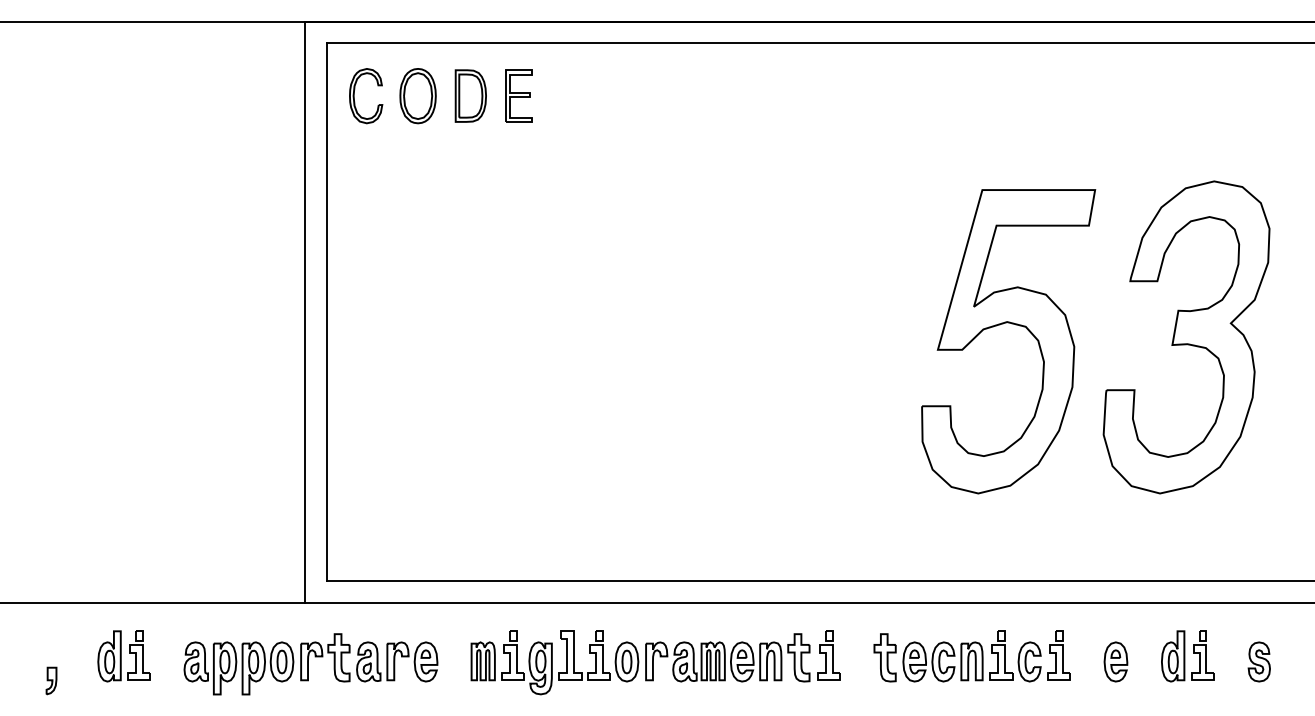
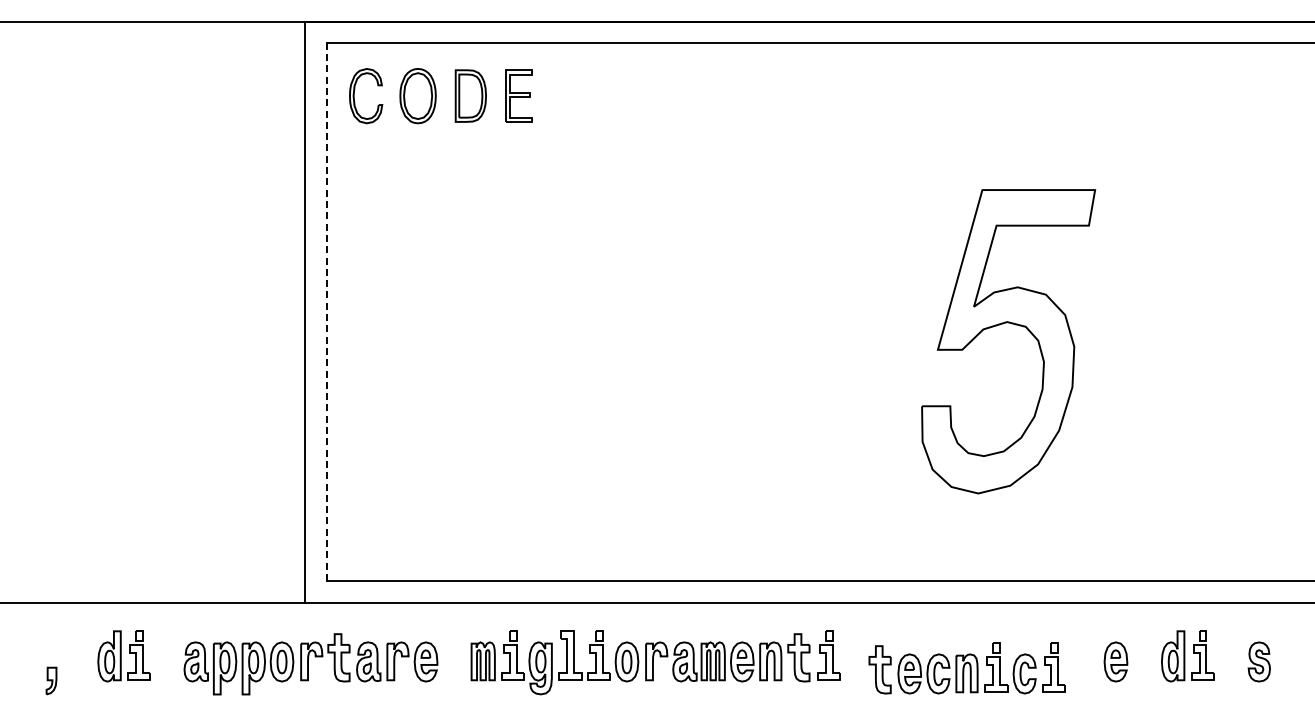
line: solid -> dashed (326, 312)
part: present -> none (1186, 337)
part position: (971, 656) -> (966, 668) (966, 668)
